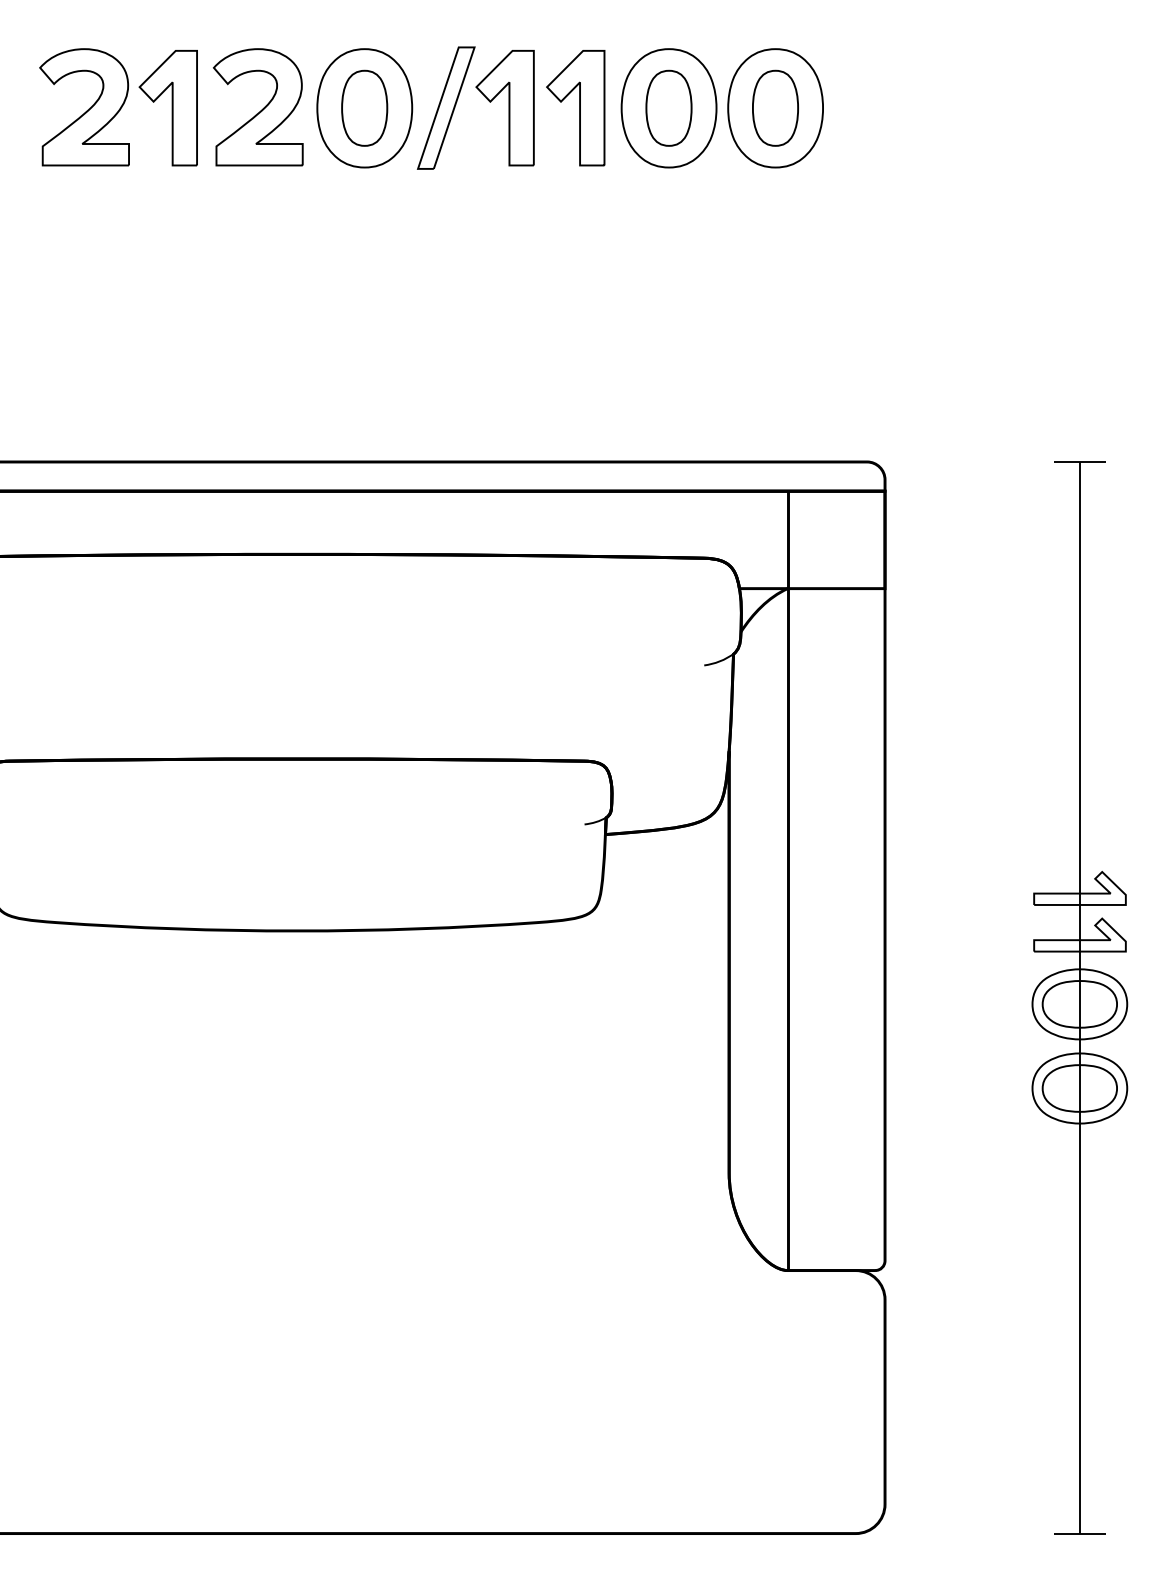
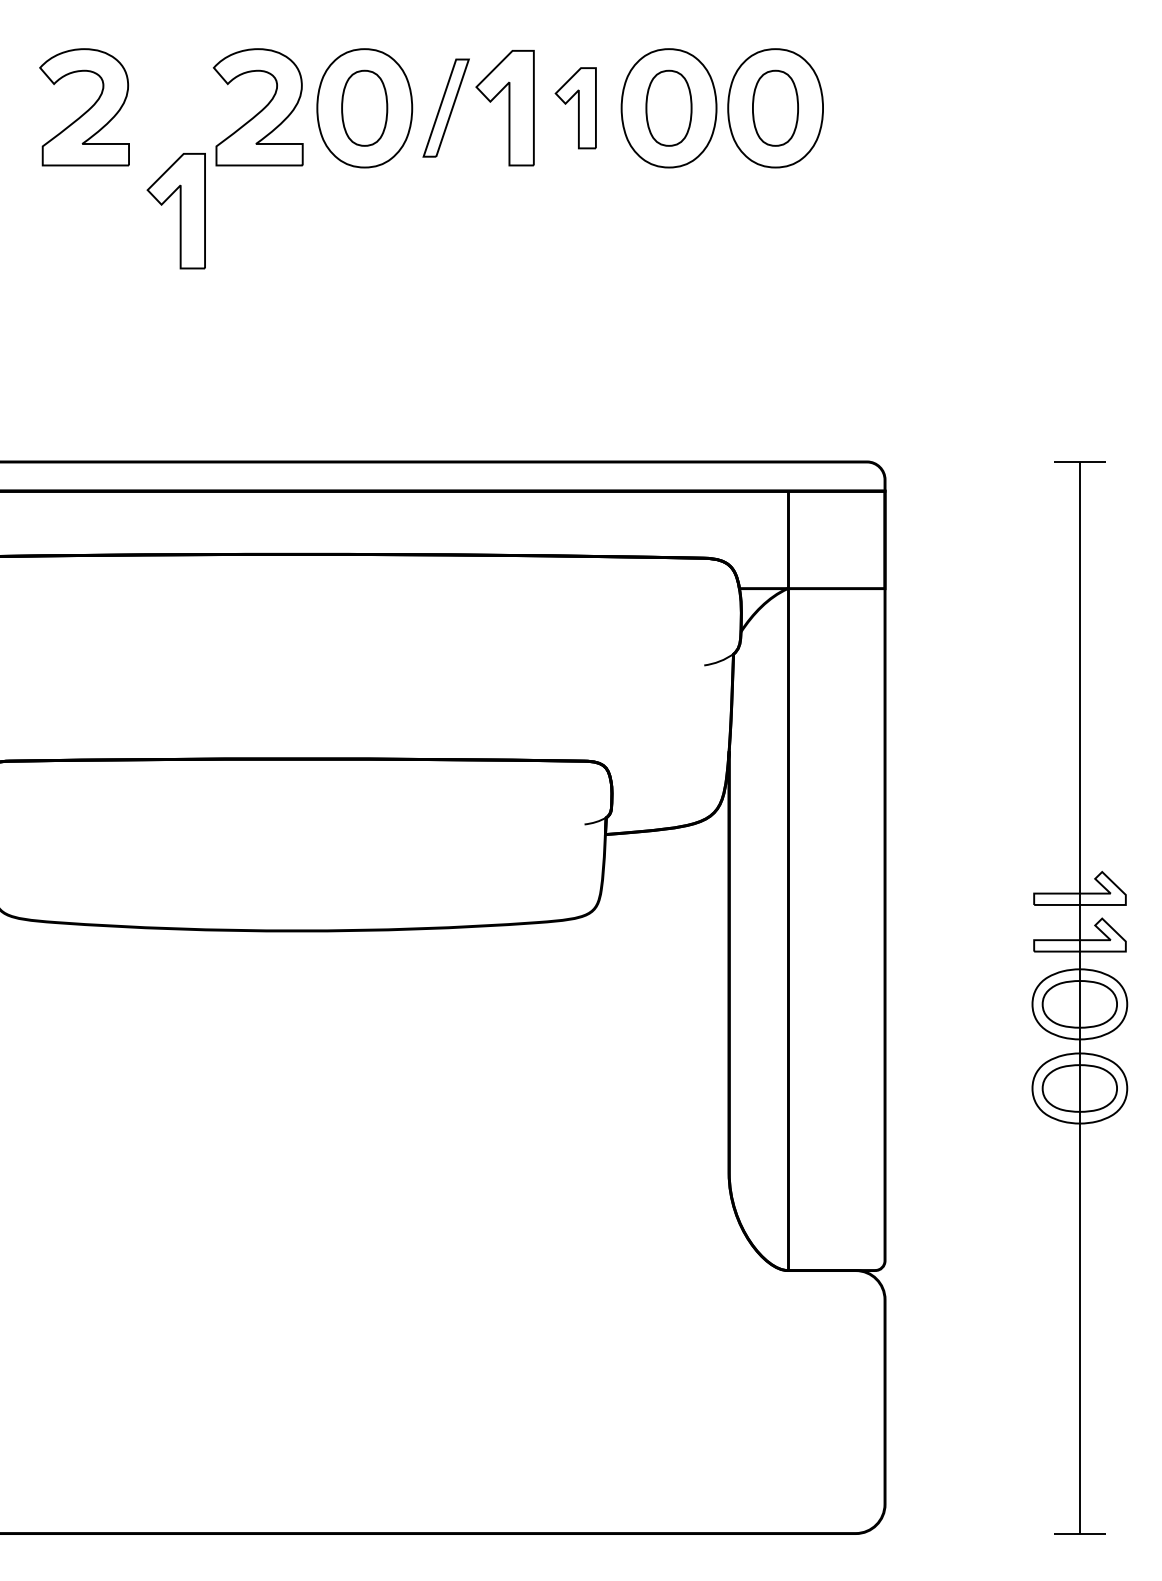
part size: 60x124 px -> 48x100 px (445, 107)
part position: (167, 108) -> (175, 211) (175, 211)
part size: 60x117 px -> 43x83 px (575, 108)
